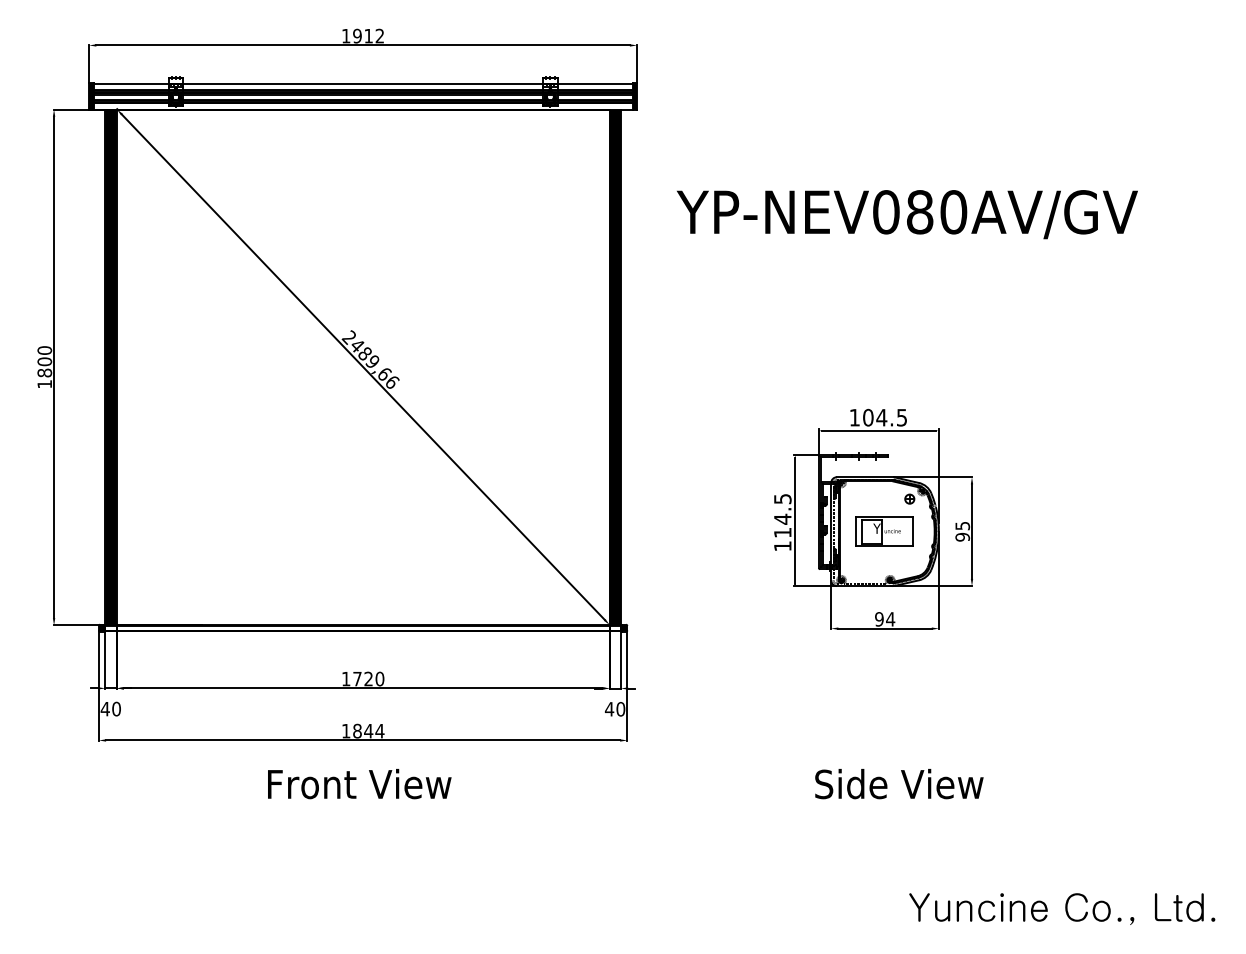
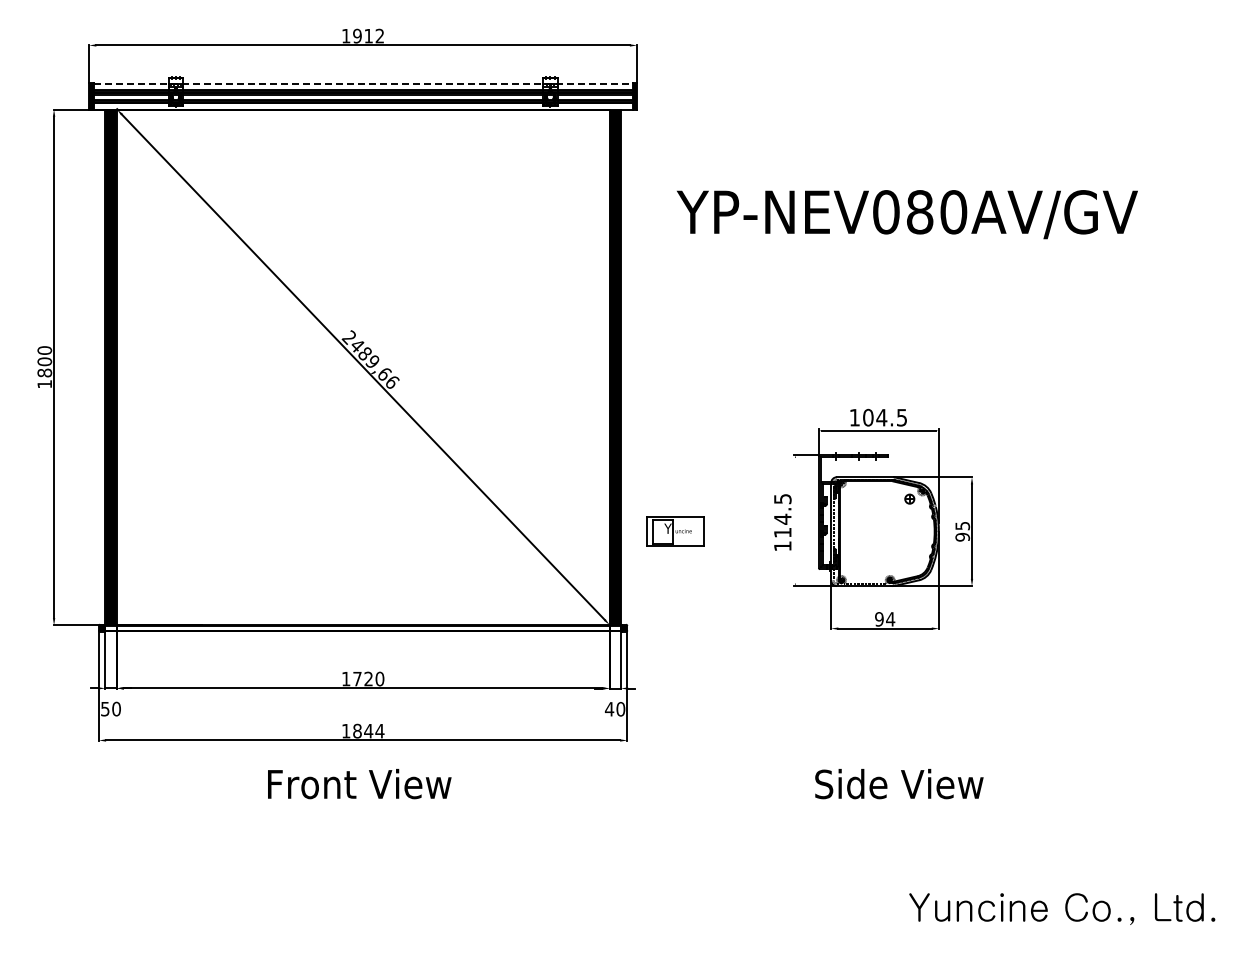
line: solid -> dashed (363, 83)
line: present -> none (795, 520)
part position: (884, 531) -> (675, 531) (675, 531)
text: 40 -> 50 (104, 709)
